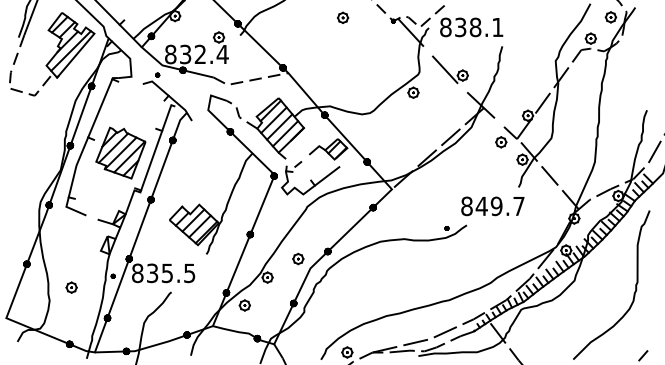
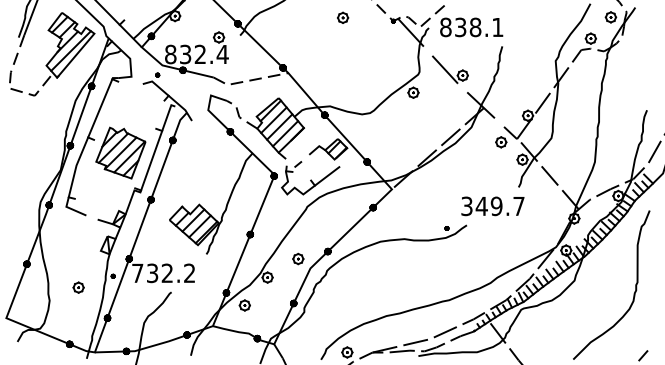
text: 849.7 -> 349.7 (466, 206)
text: 835.5 -> 732.2 (163, 273)
part position: (71, 287) -> (78, 287) (78, 287)
